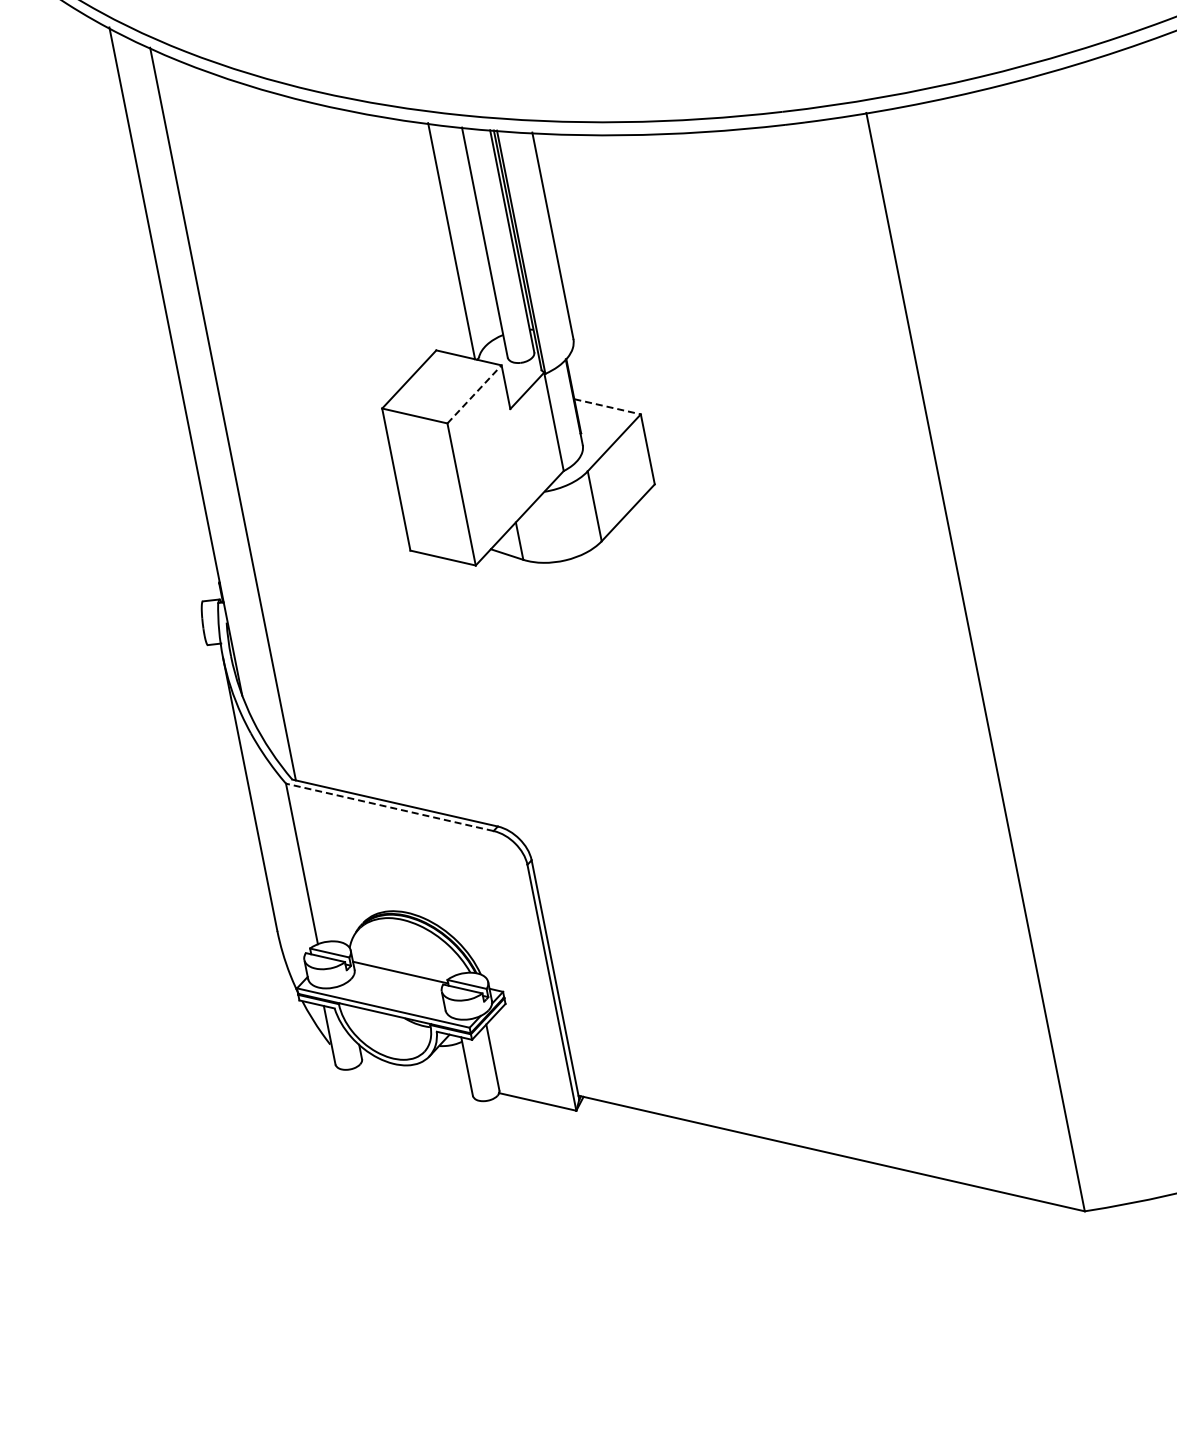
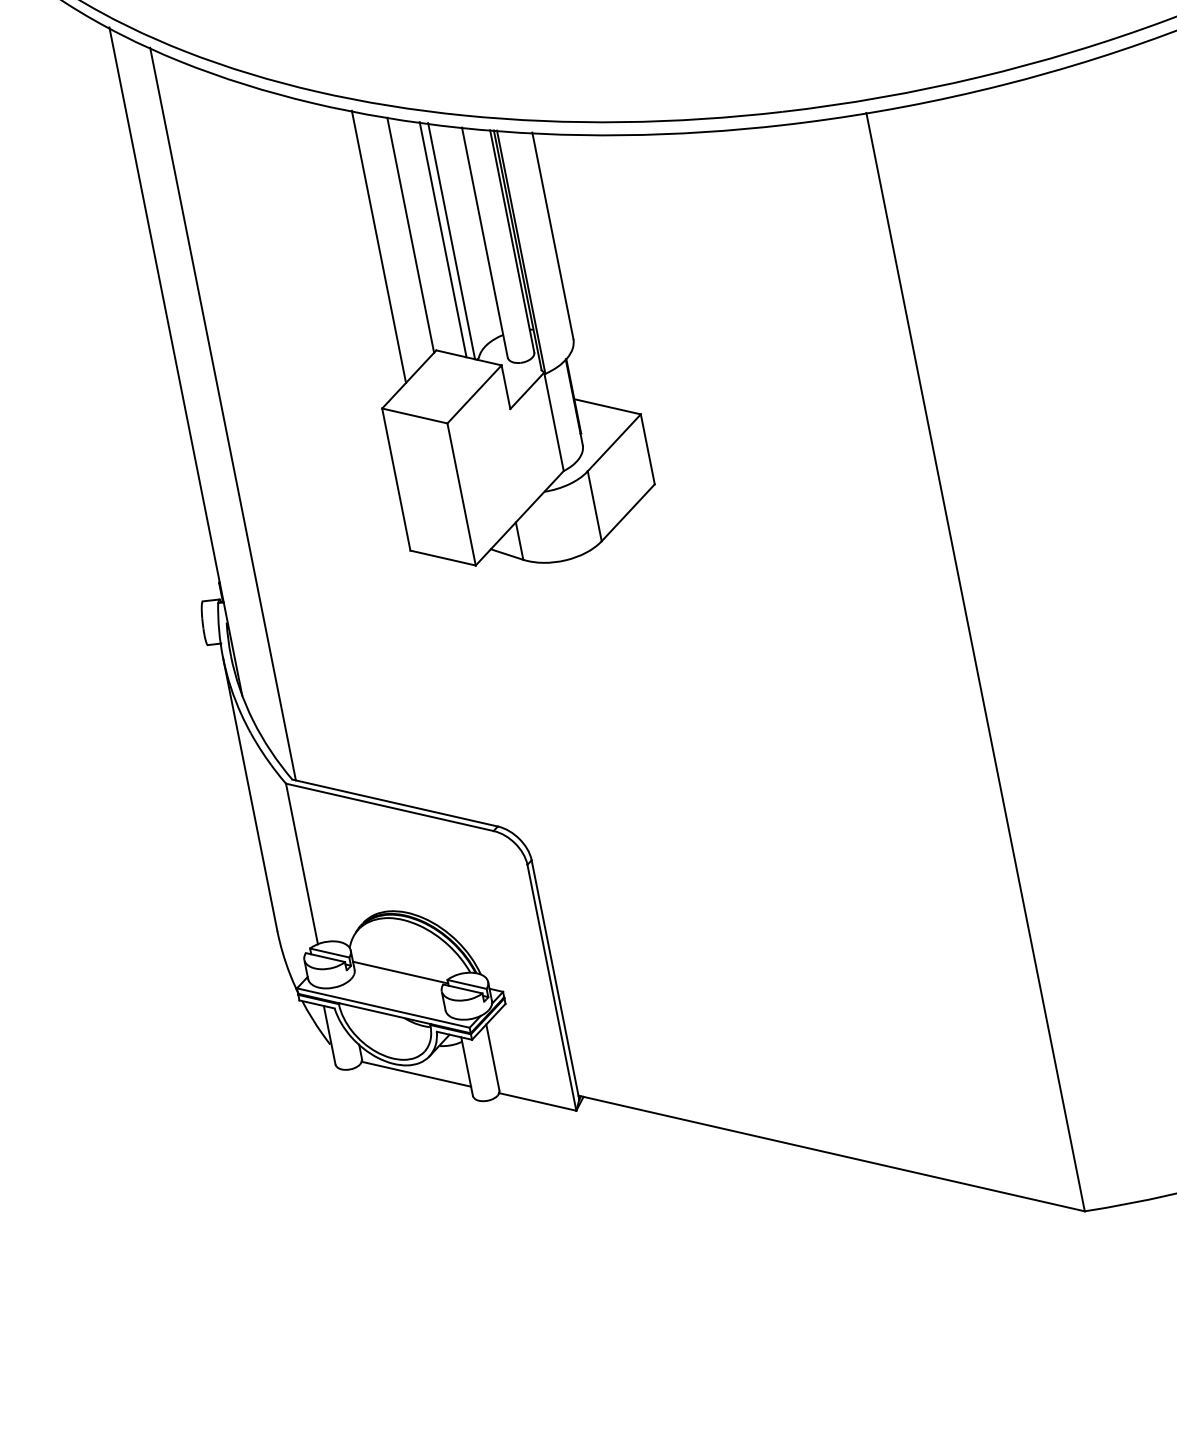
line: none -> present (410, 234)
line: none -> present (442, 239)
line: none -> present (378, 246)
line: dashed -> solid (474, 394)
line: dashed -> solid (608, 406)
line: dashed -> solid (389, 807)
line: none -> present (416, 1073)
